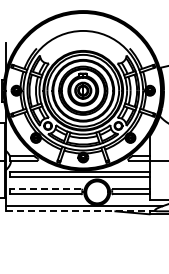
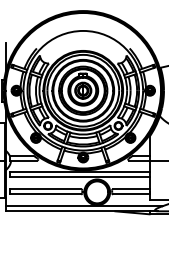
line: dashed -> solid (45, 189)
line: dashed -> solid (82, 211)
